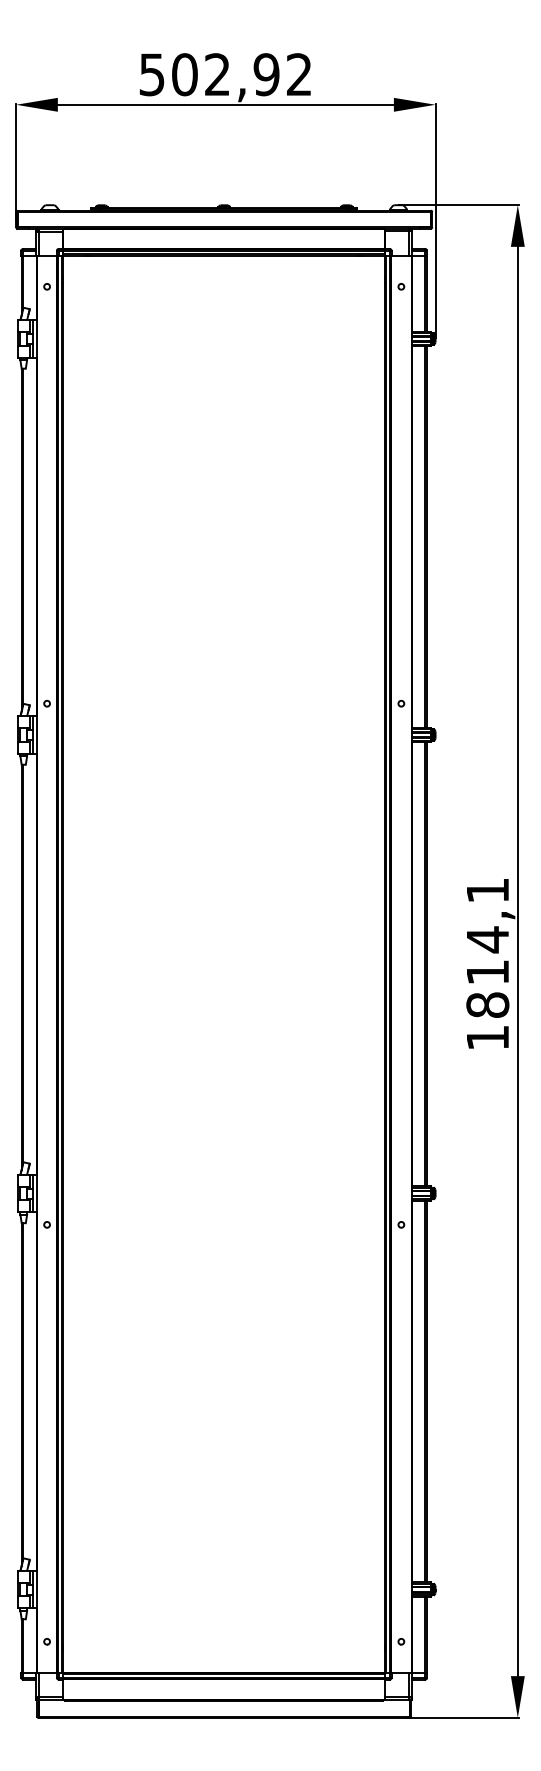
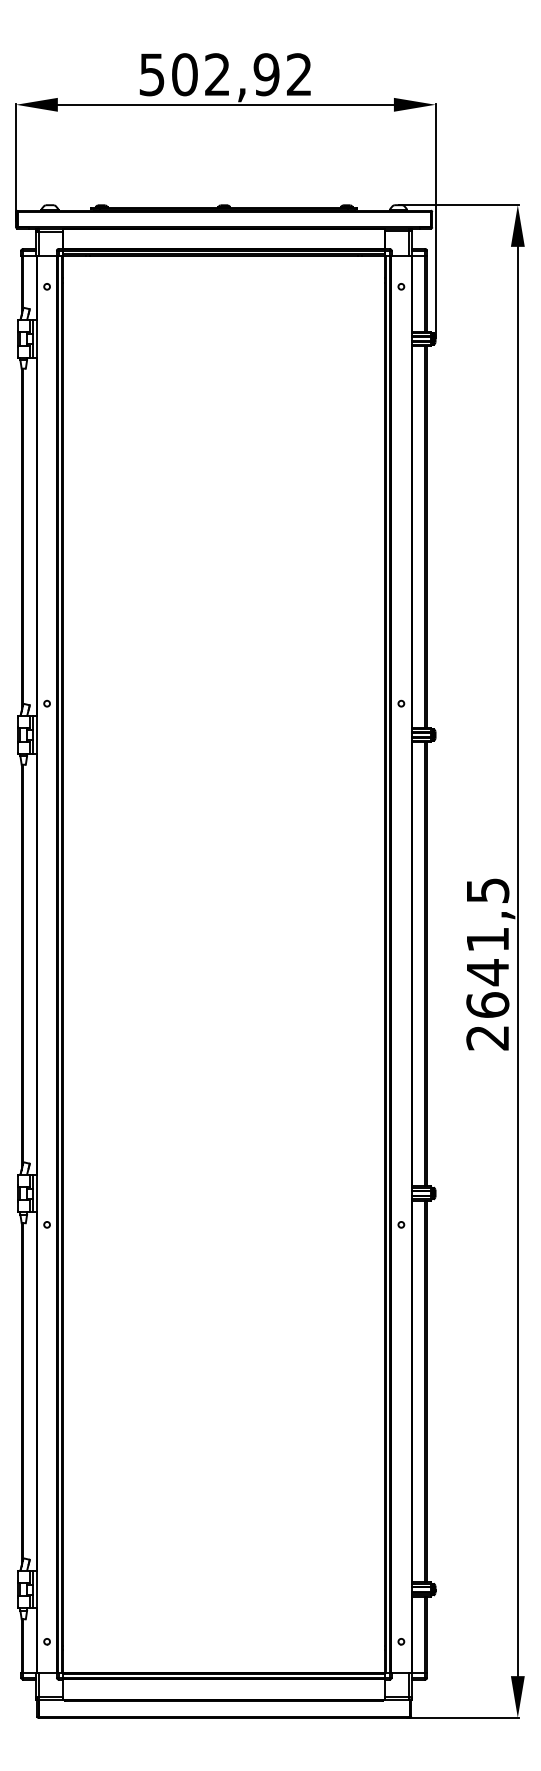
text: 1814,1 -> 2641,5 (487, 964)
